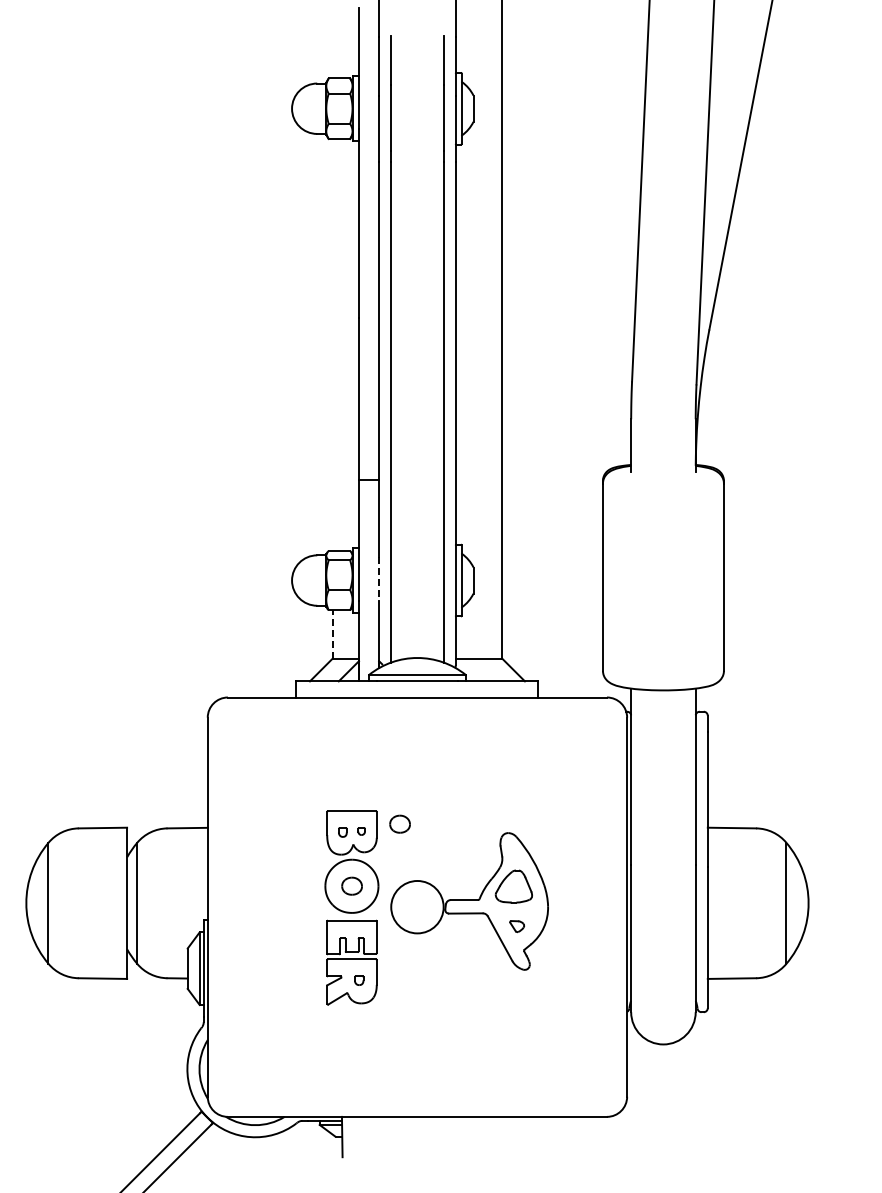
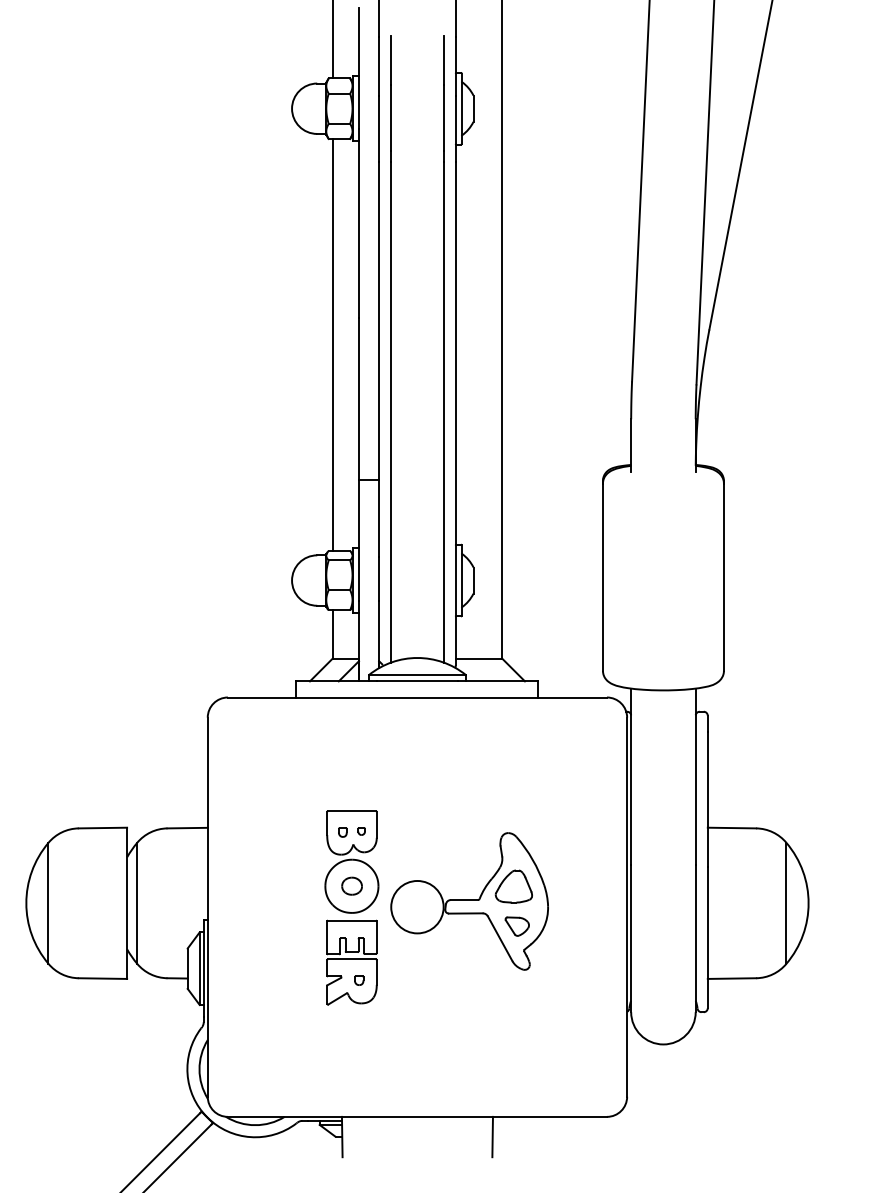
line: none -> present (332, 40)
line: none -> present (332, 344)
line: dashed -> solid (379, 579)
line: dashed -> solid (332, 633)
part: present -> none (399, 823)
part size: 17x14 px -> 26x21 px (516, 926)
line: none -> present (492, 1136)
